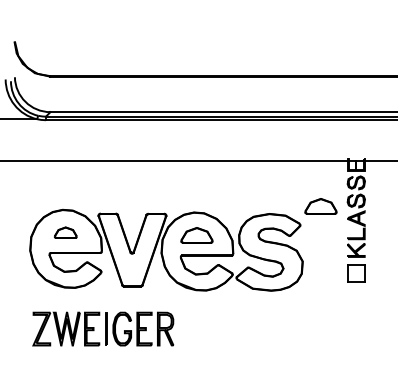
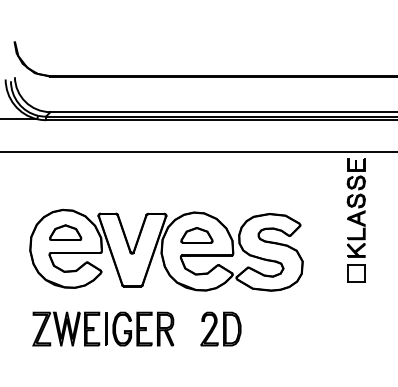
line position: (198, 161) -> (198, 152) (198, 152)
part: present -> none (320, 206)
part size: 24x13 px -> 34x17 px (65, 232)
part: none -> present (220, 328)
